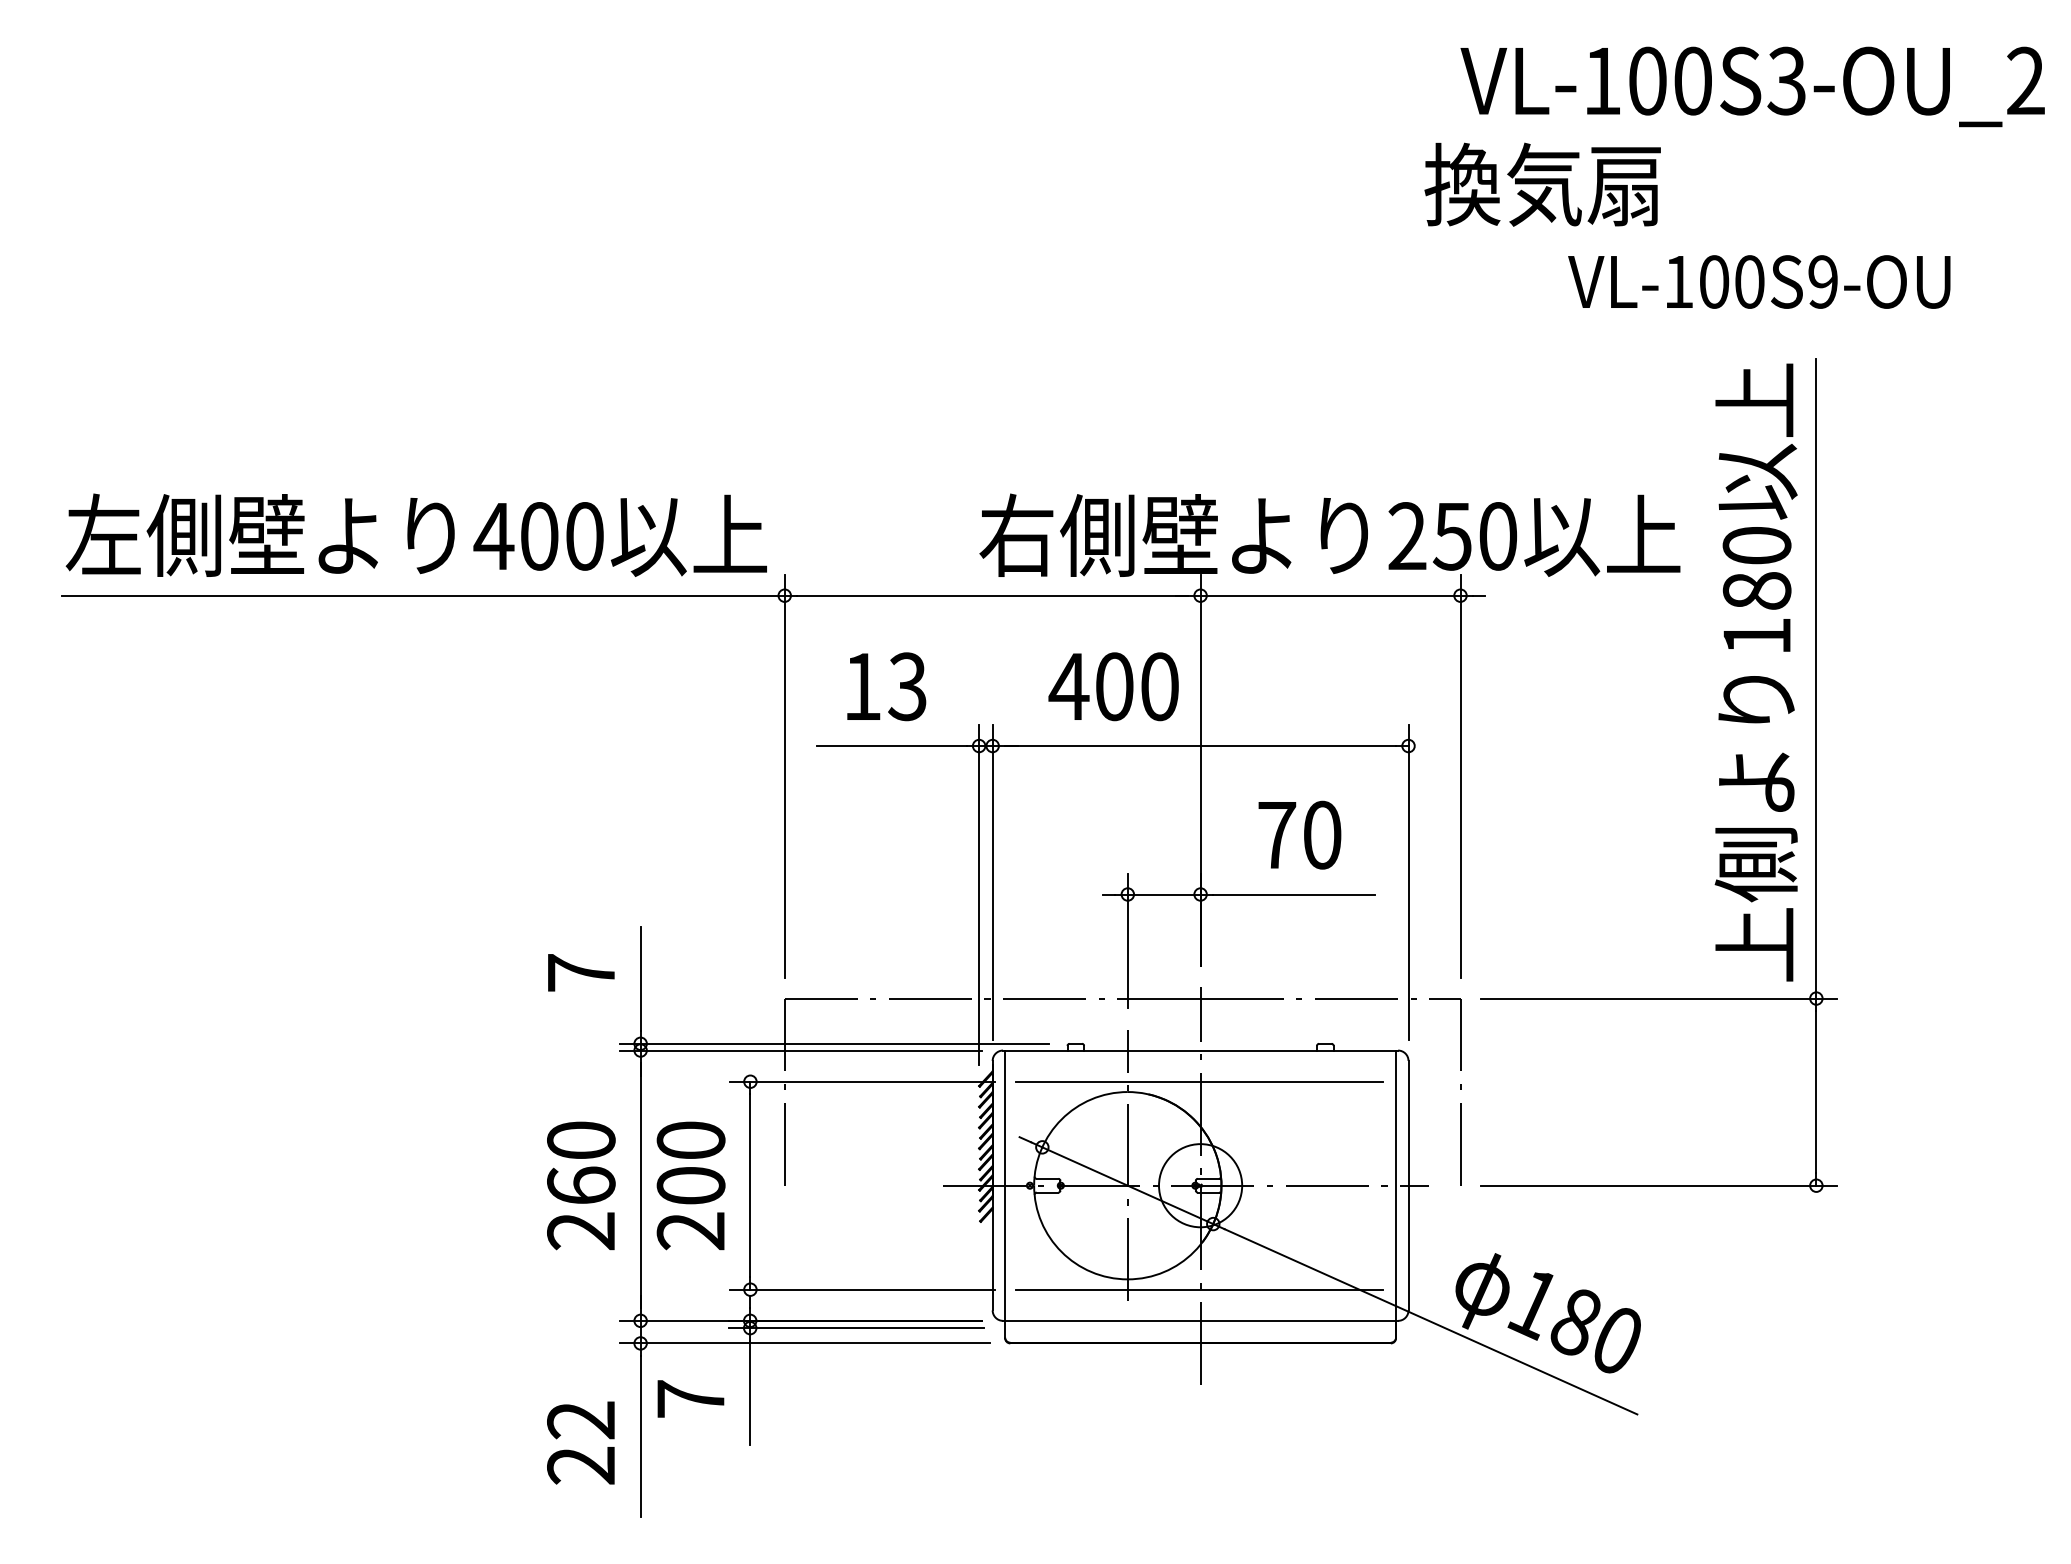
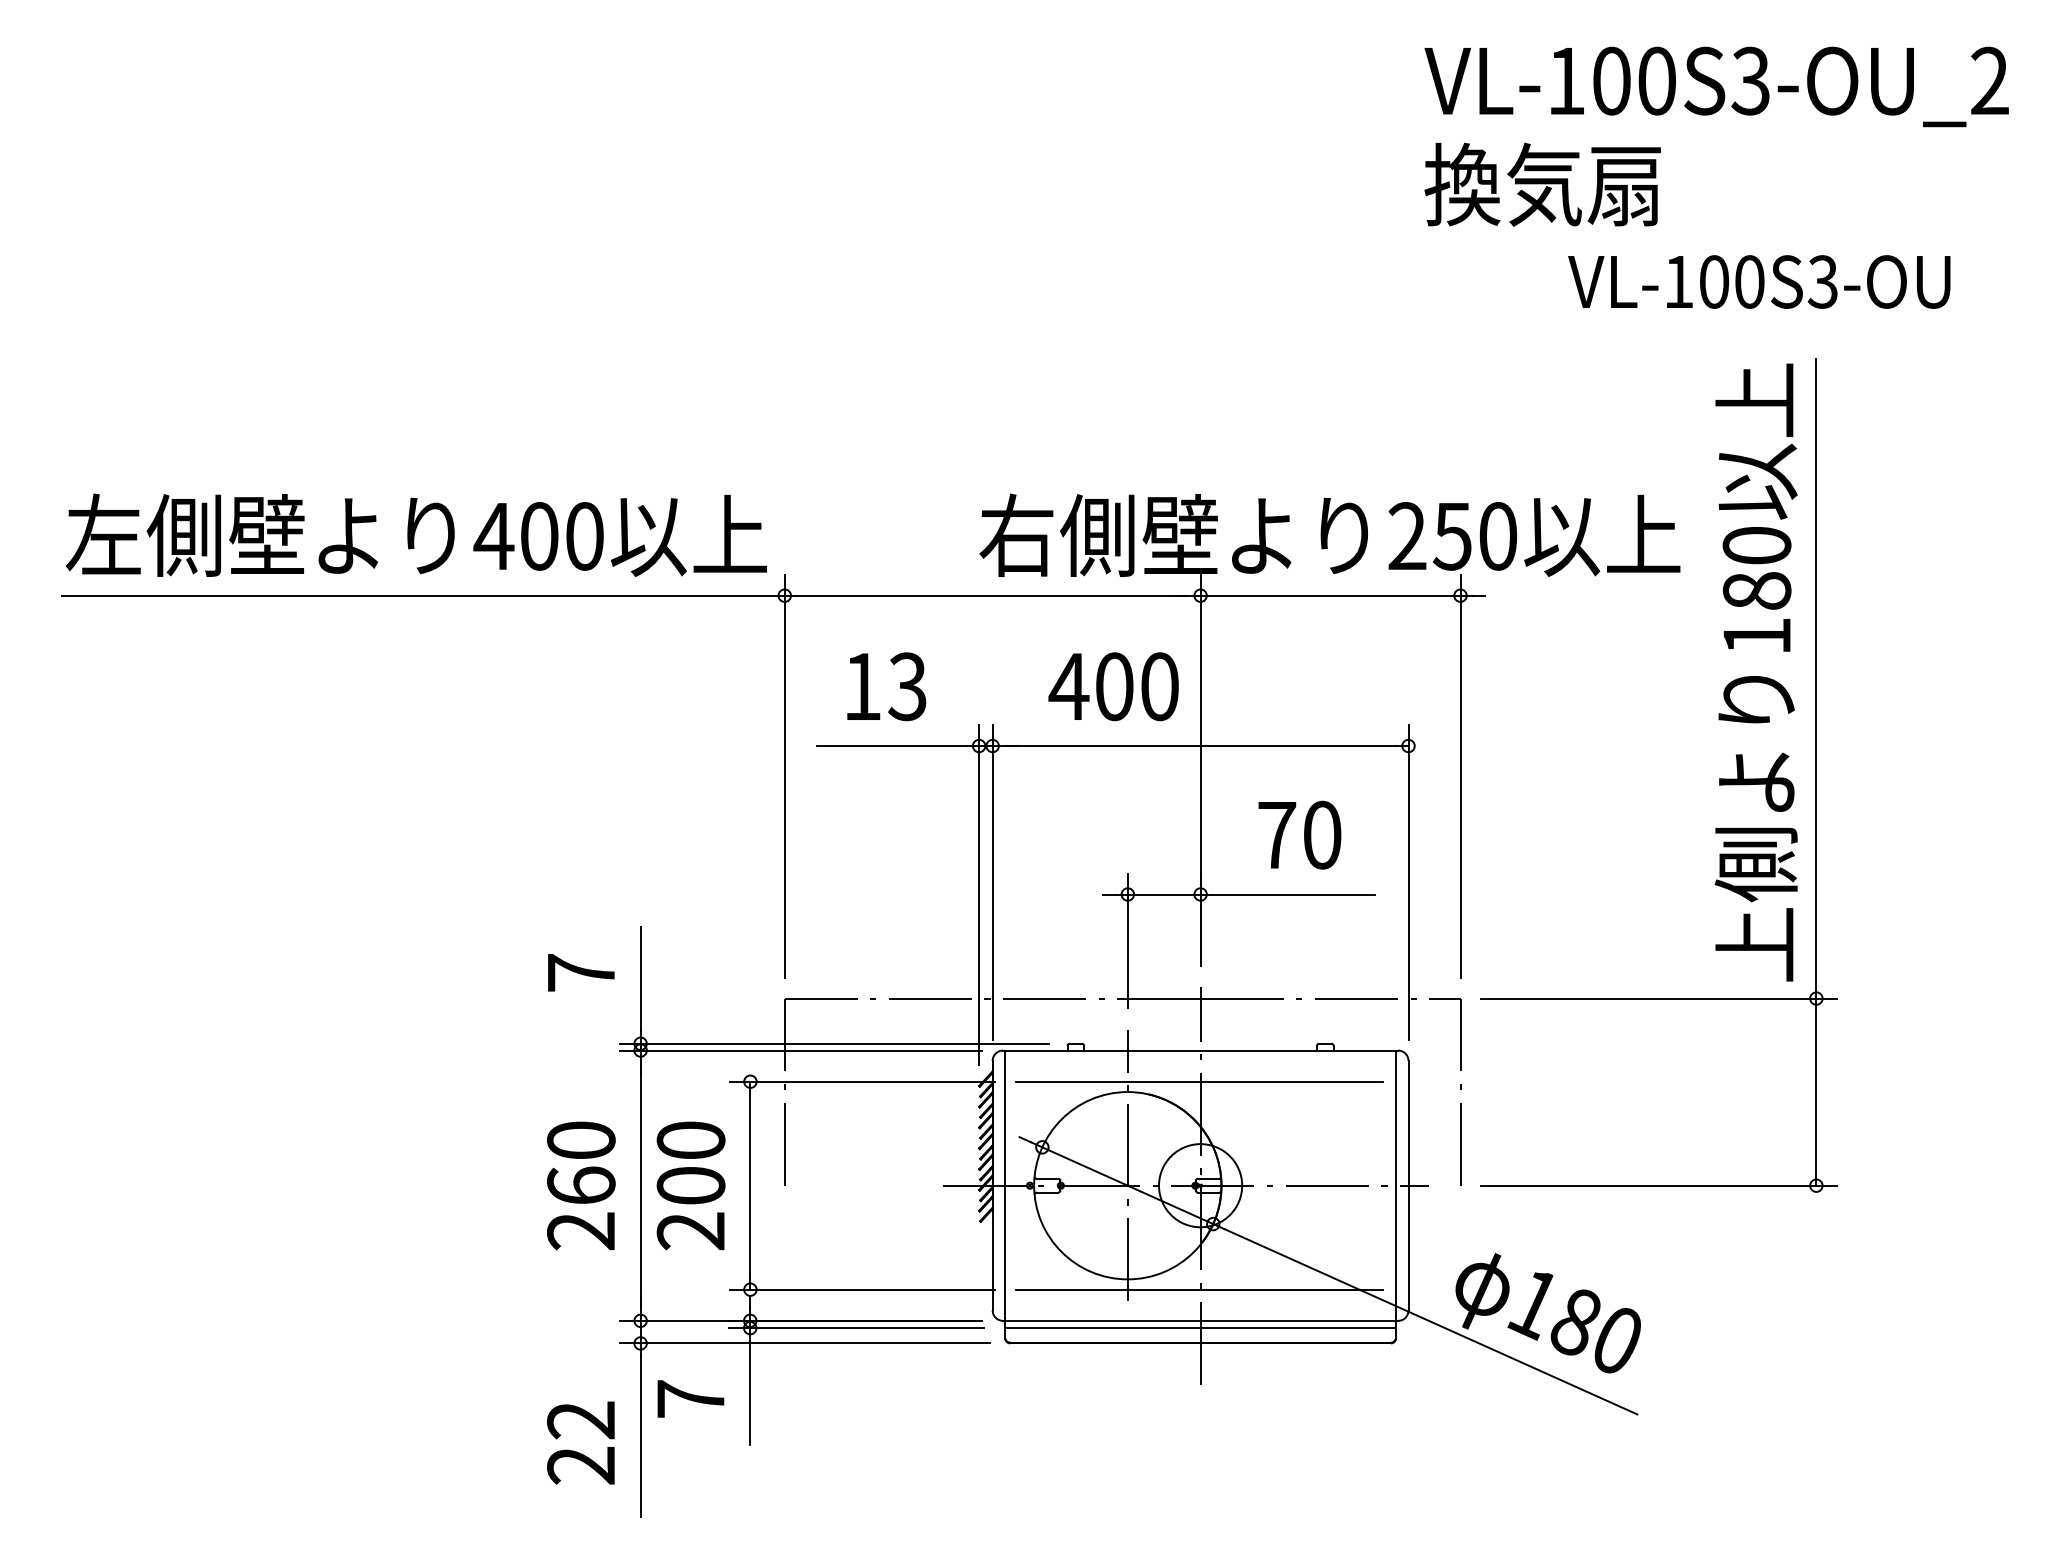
text position: (1752, 86) -> (1716, 86) (1716, 86)
text: VL-100S9-OU -> VL-100S3-OU (1822, 281)
line: none -> present (1200, 1328)
